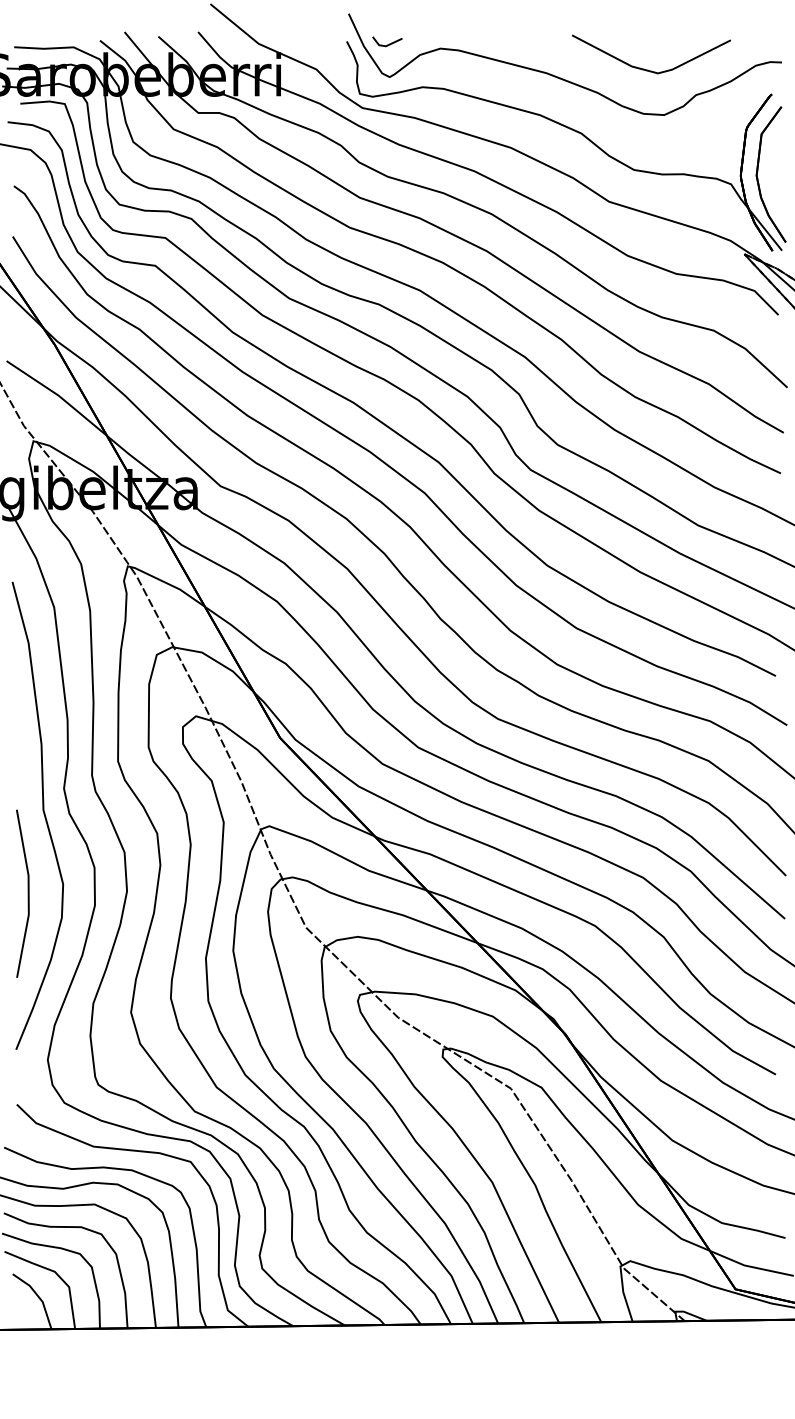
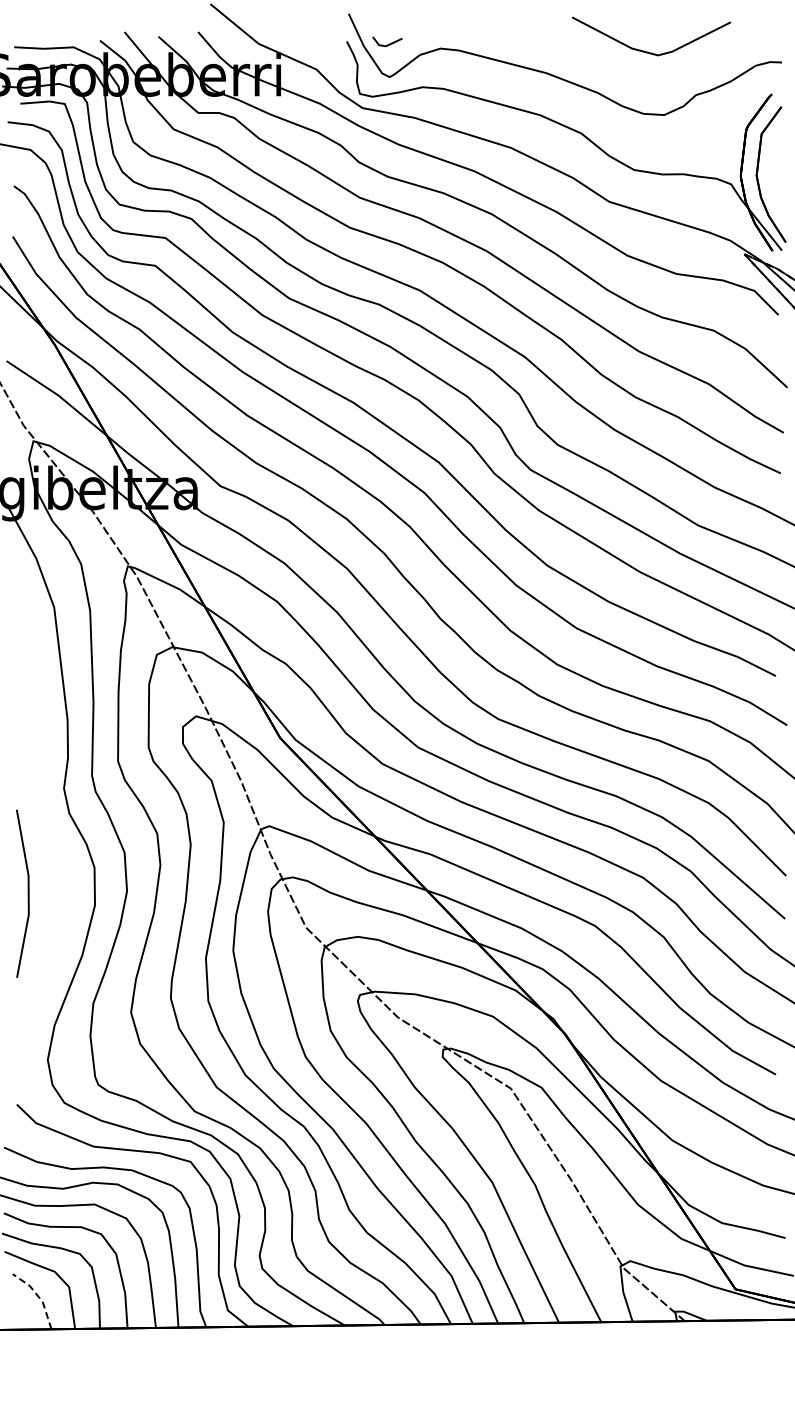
line position: (647, 69) -> (647, 51) (647, 51)
curve: present -> none (43, 814)
line: solid -> dashed (38, 1296)
